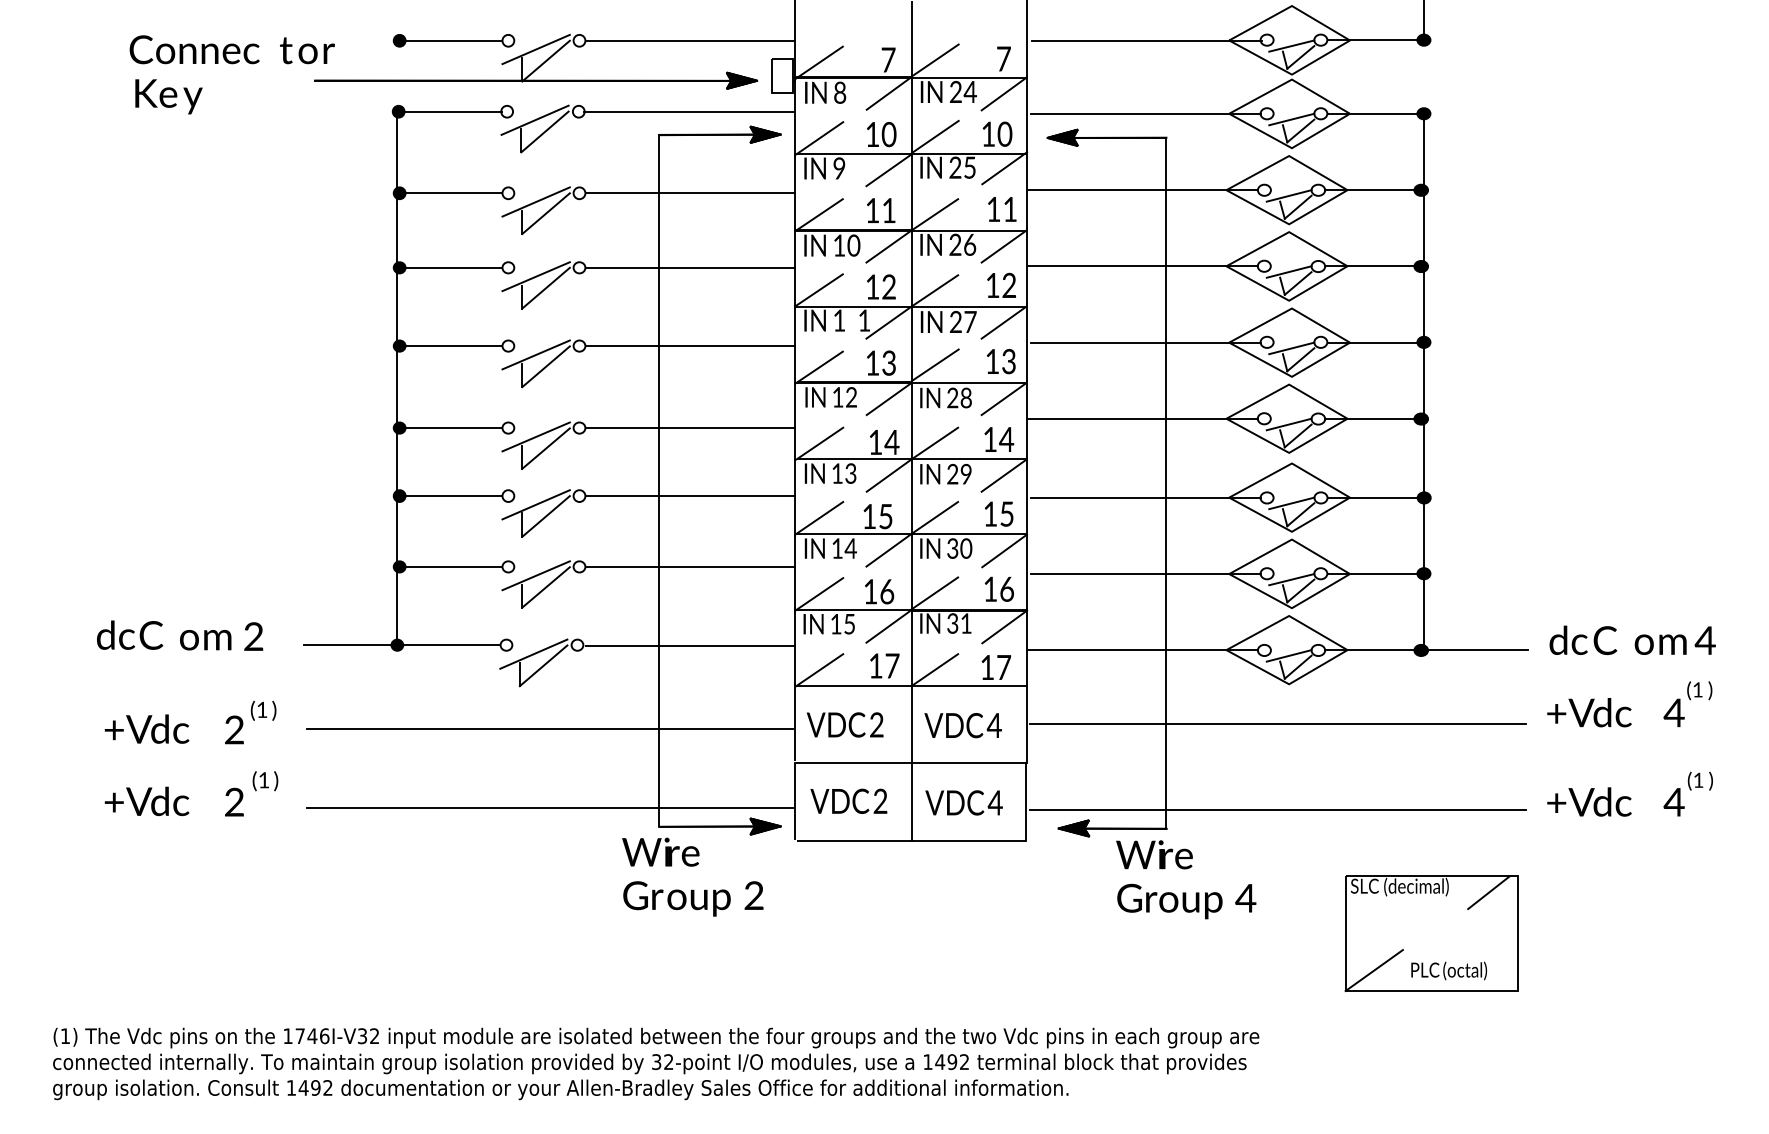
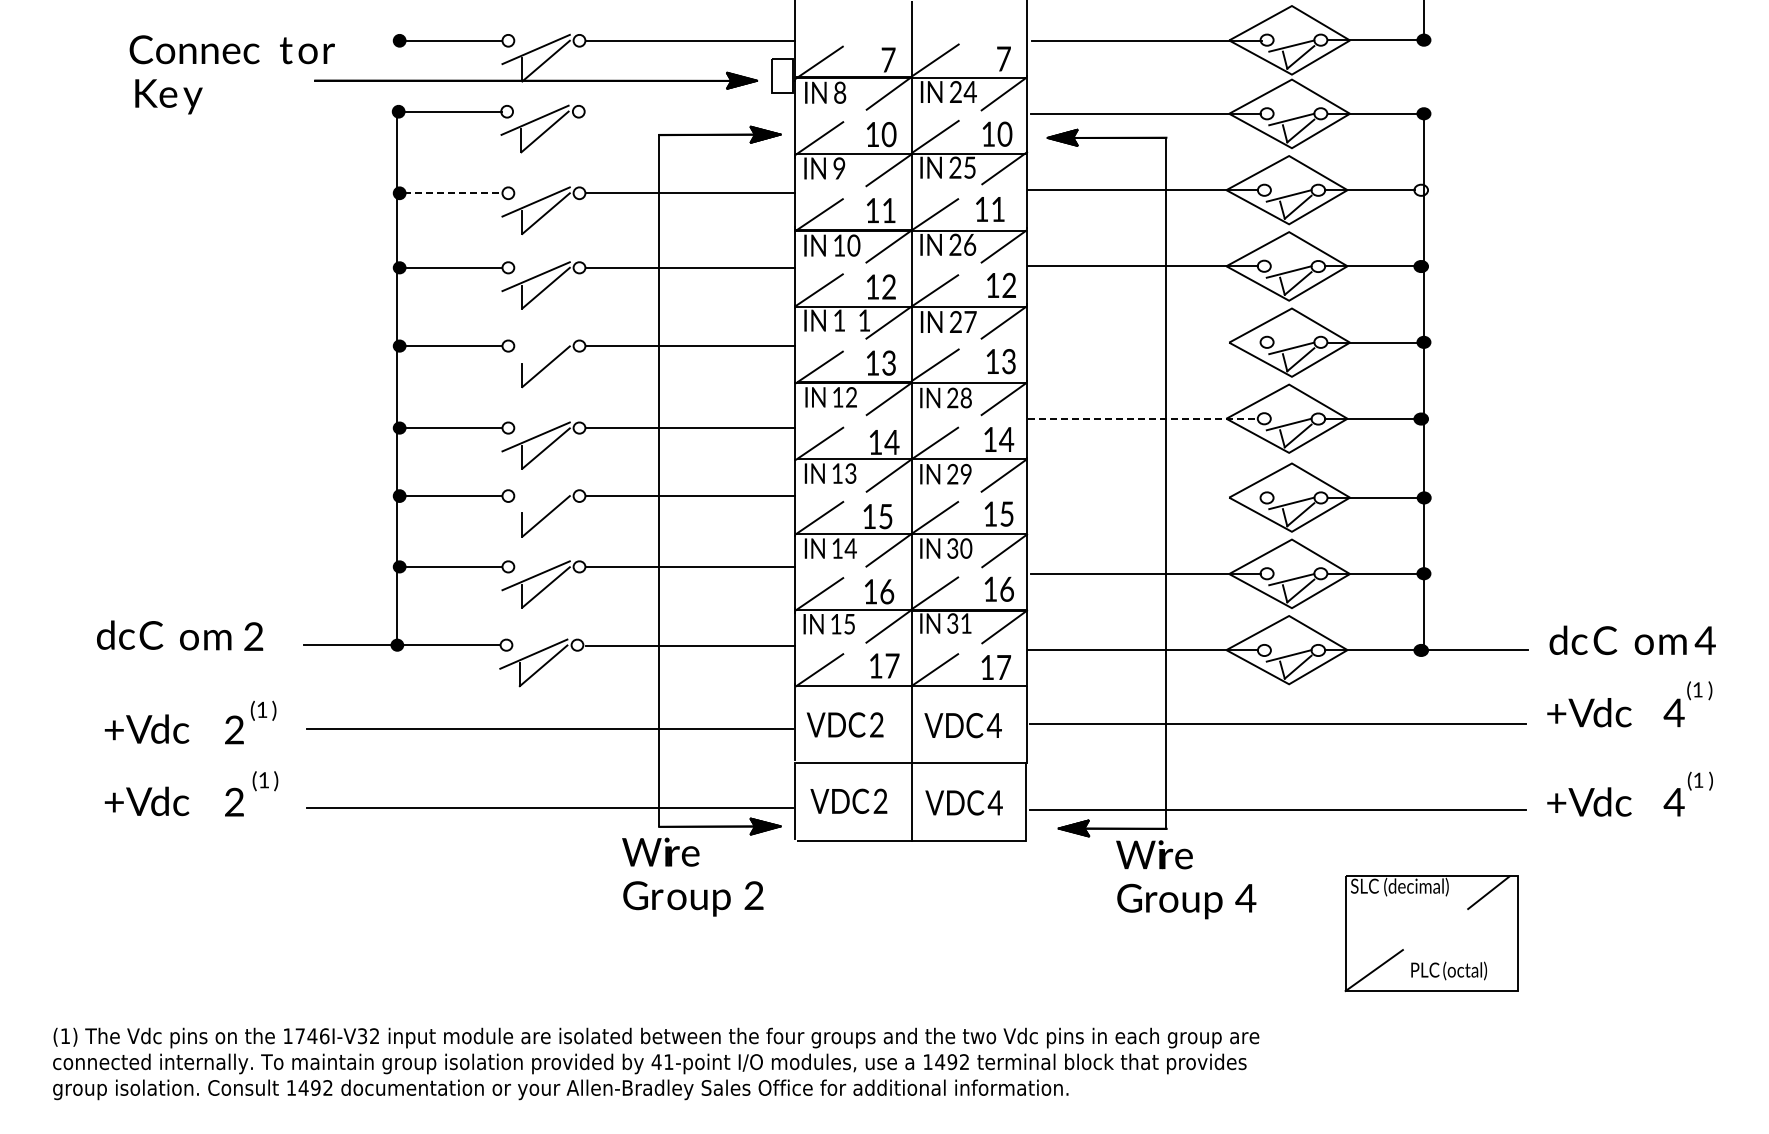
line: present -> none (689, 111)
fill: present -> none (1421, 189)
line: solid -> dashed (453, 193)
text position: (1002, 209) -> (990, 209) (990, 209)
line: present -> none (1145, 342)
line: present -> none (535, 354)
line: solid -> dashed (1142, 418)
line: present -> none (1145, 497)
line: present -> none (535, 504)
text: 32-point -> 41-point (662, 1062)
